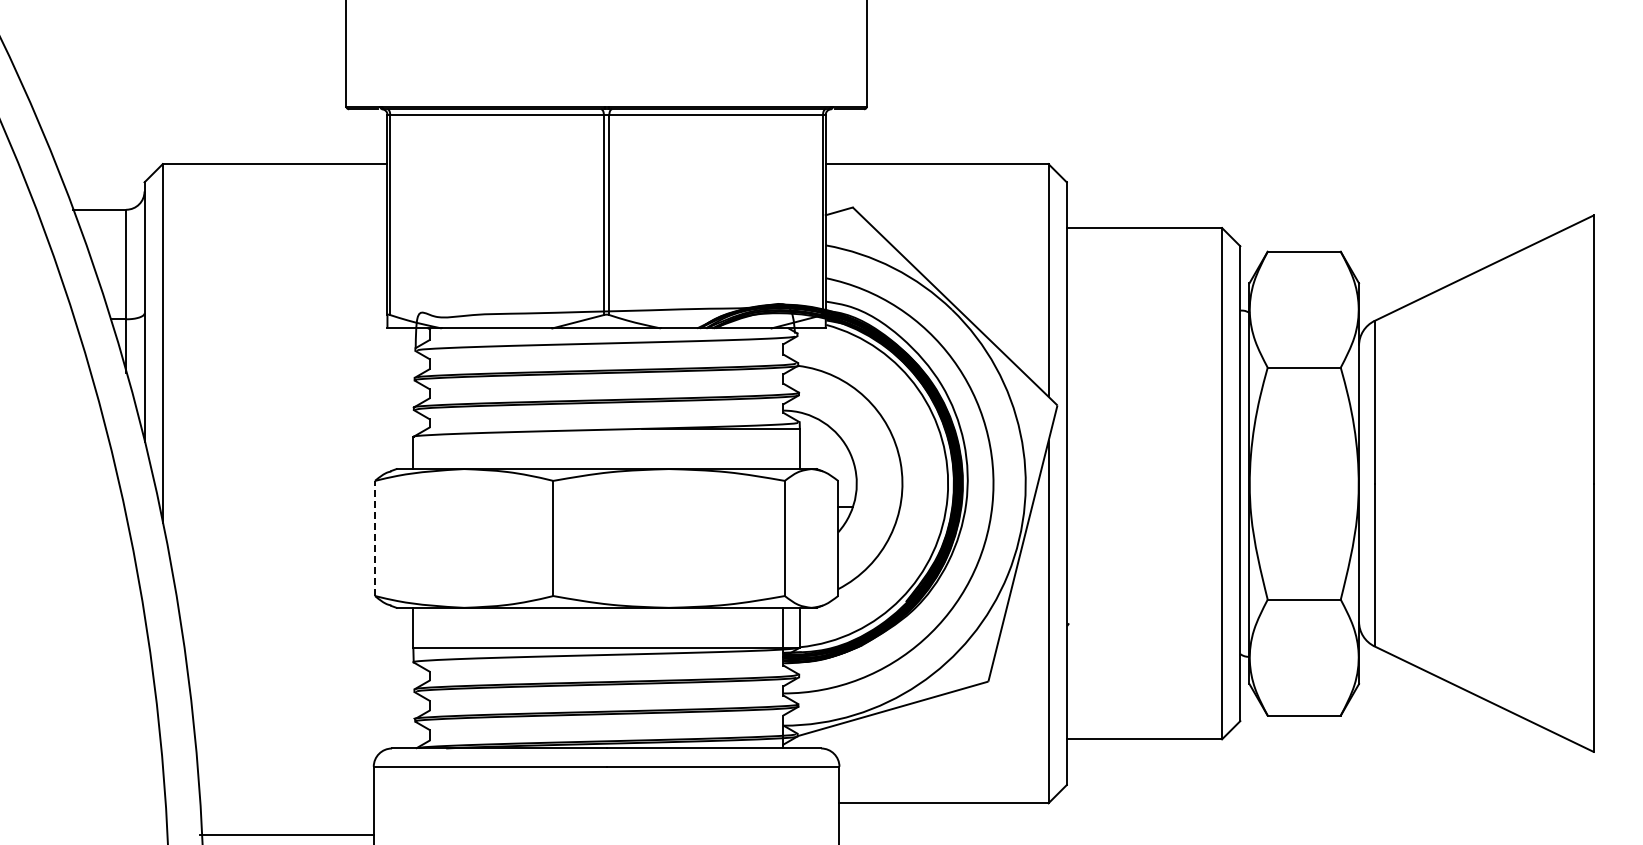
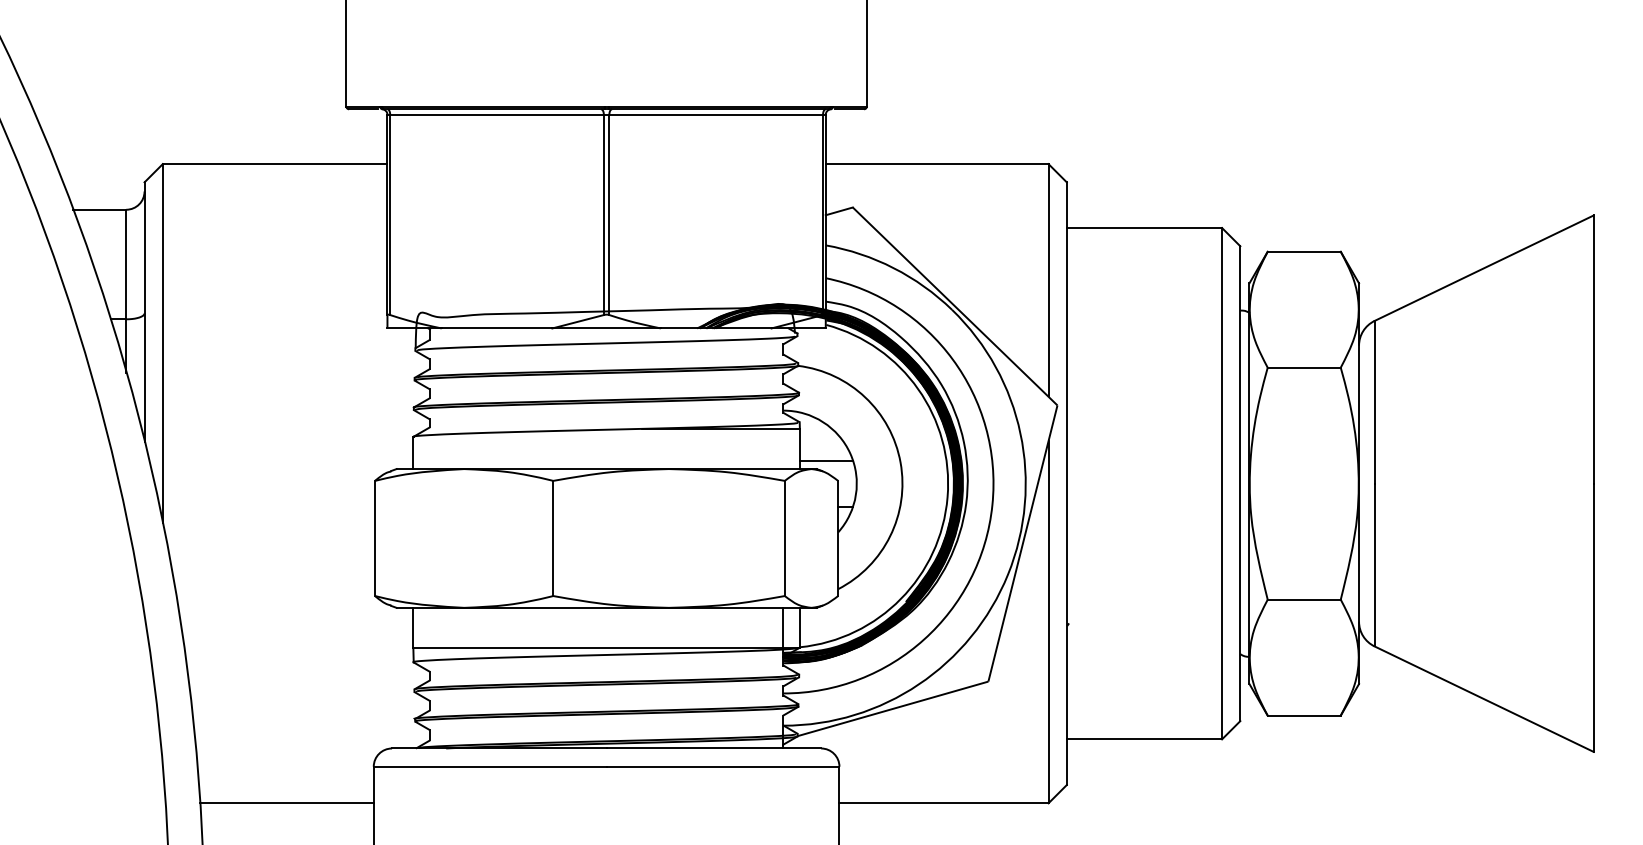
line: none -> present (826, 460)
line: dashed -> solid (375, 538)
line position: (286, 835) -> (286, 803) (286, 803)
